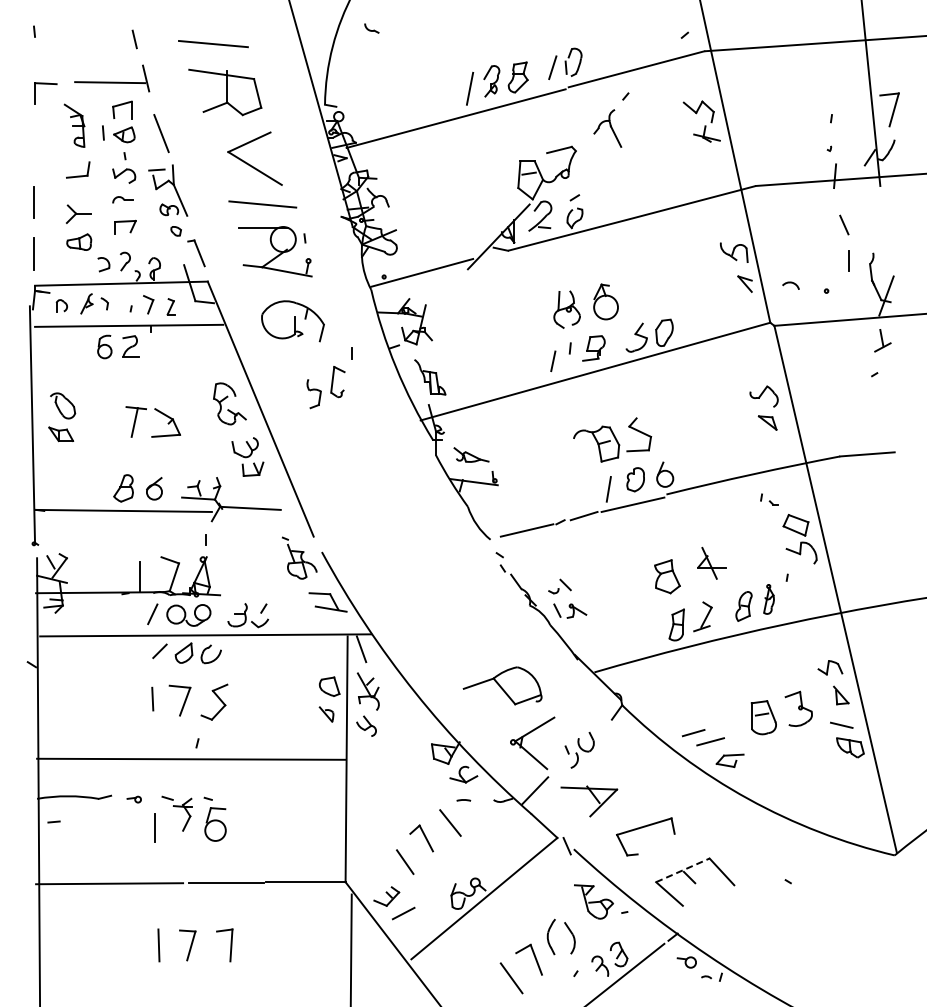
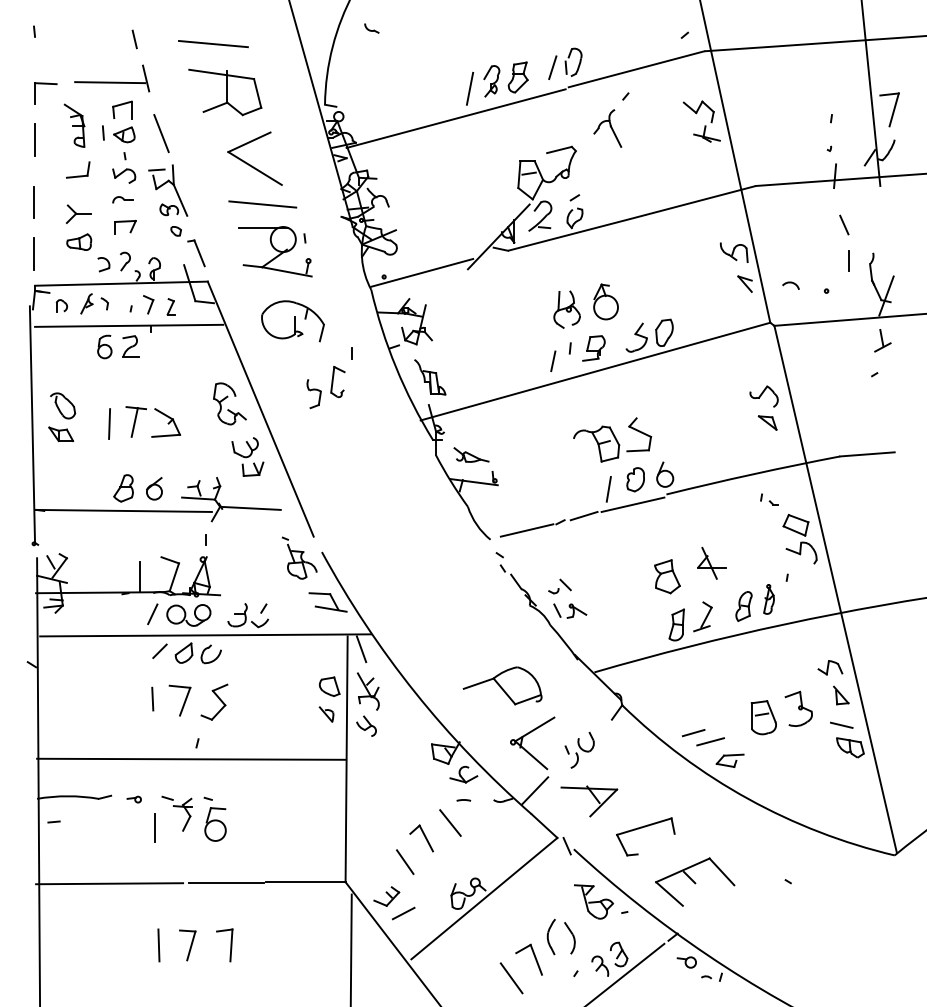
line: none -> present (35, 140)
line: none -> present (109, 423)
line: dashed -> solid (683, 870)
